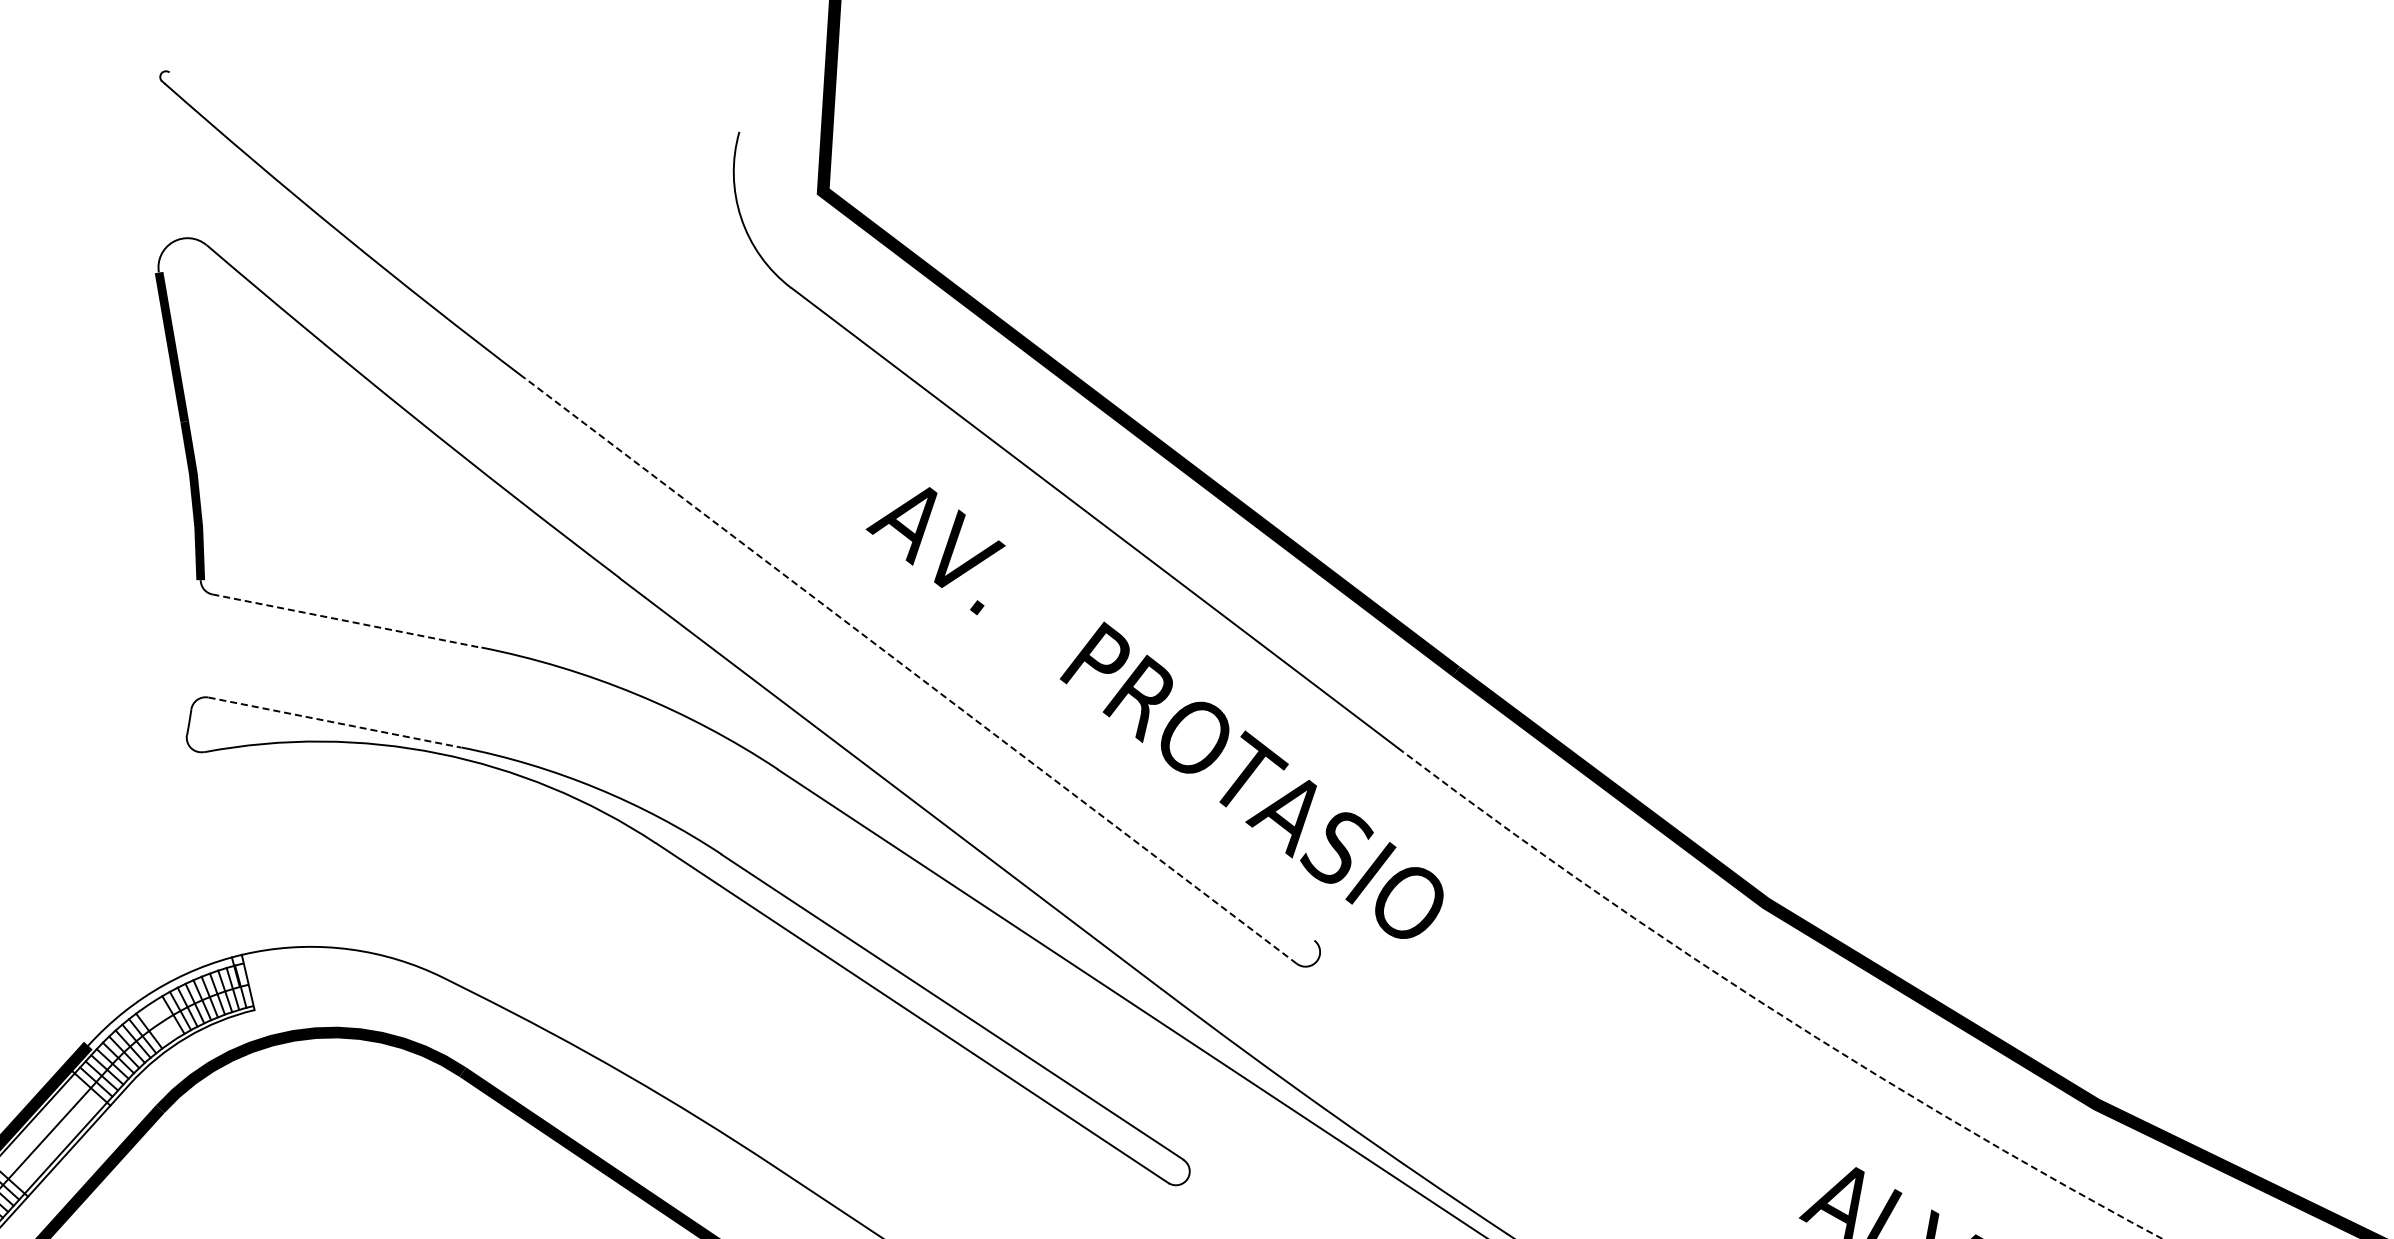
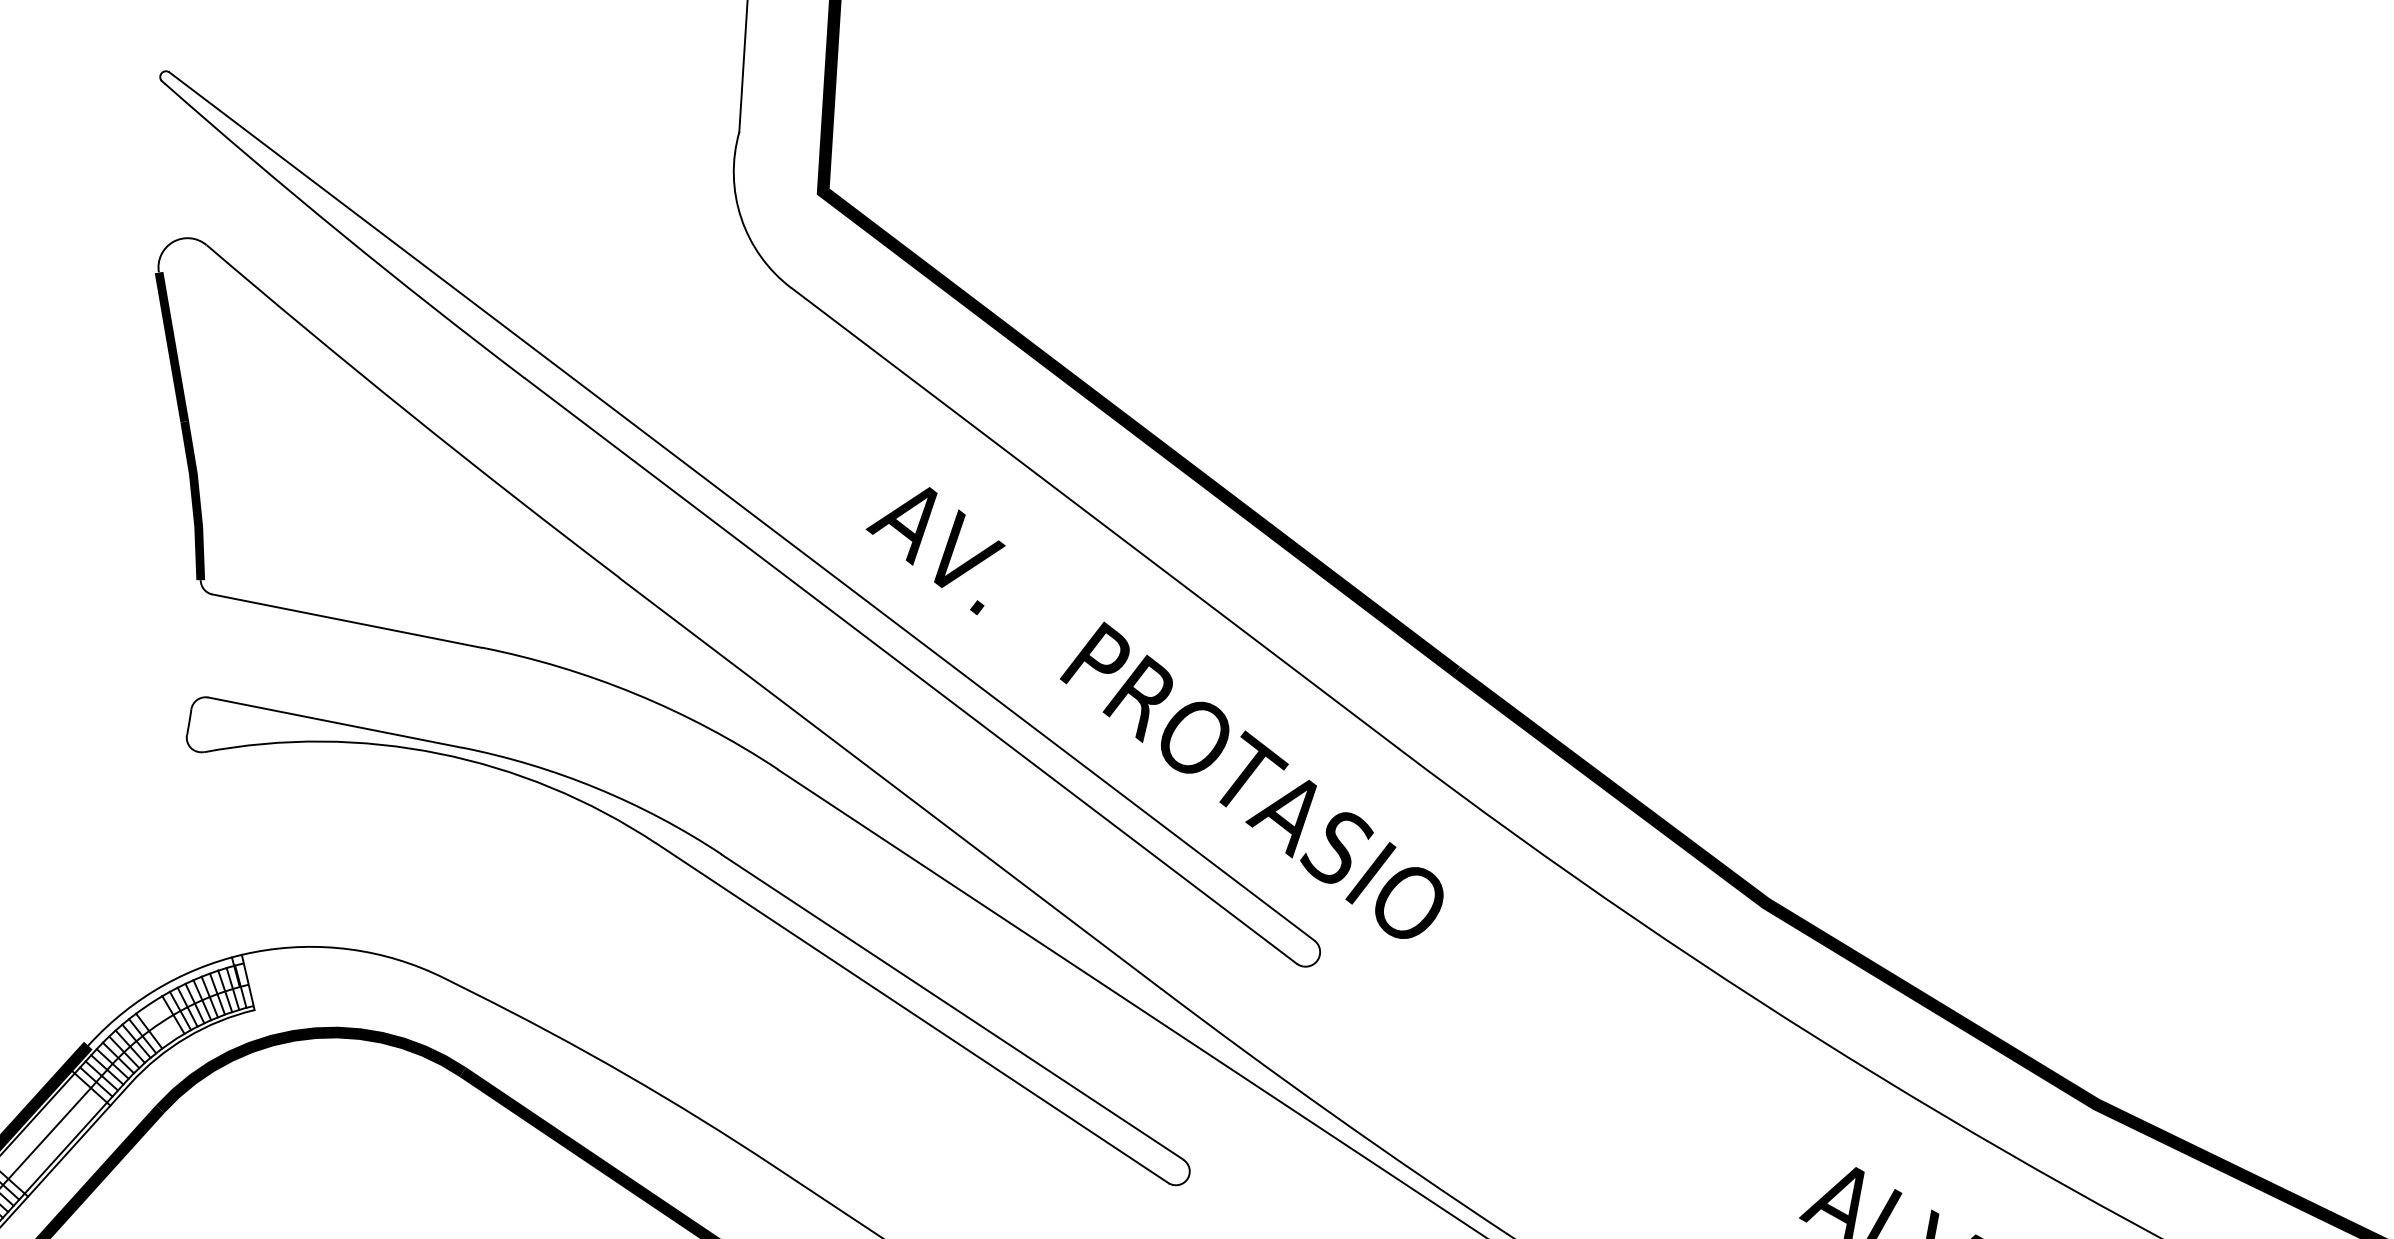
line: none -> present (743, 66)
line: none -> present (741, 506)
line: dashed -> solid (347, 621)
line: dashed -> solid (910, 670)
line: dashed -> solid (335, 722)
arc: dashed -> solid (1771, 1008)
